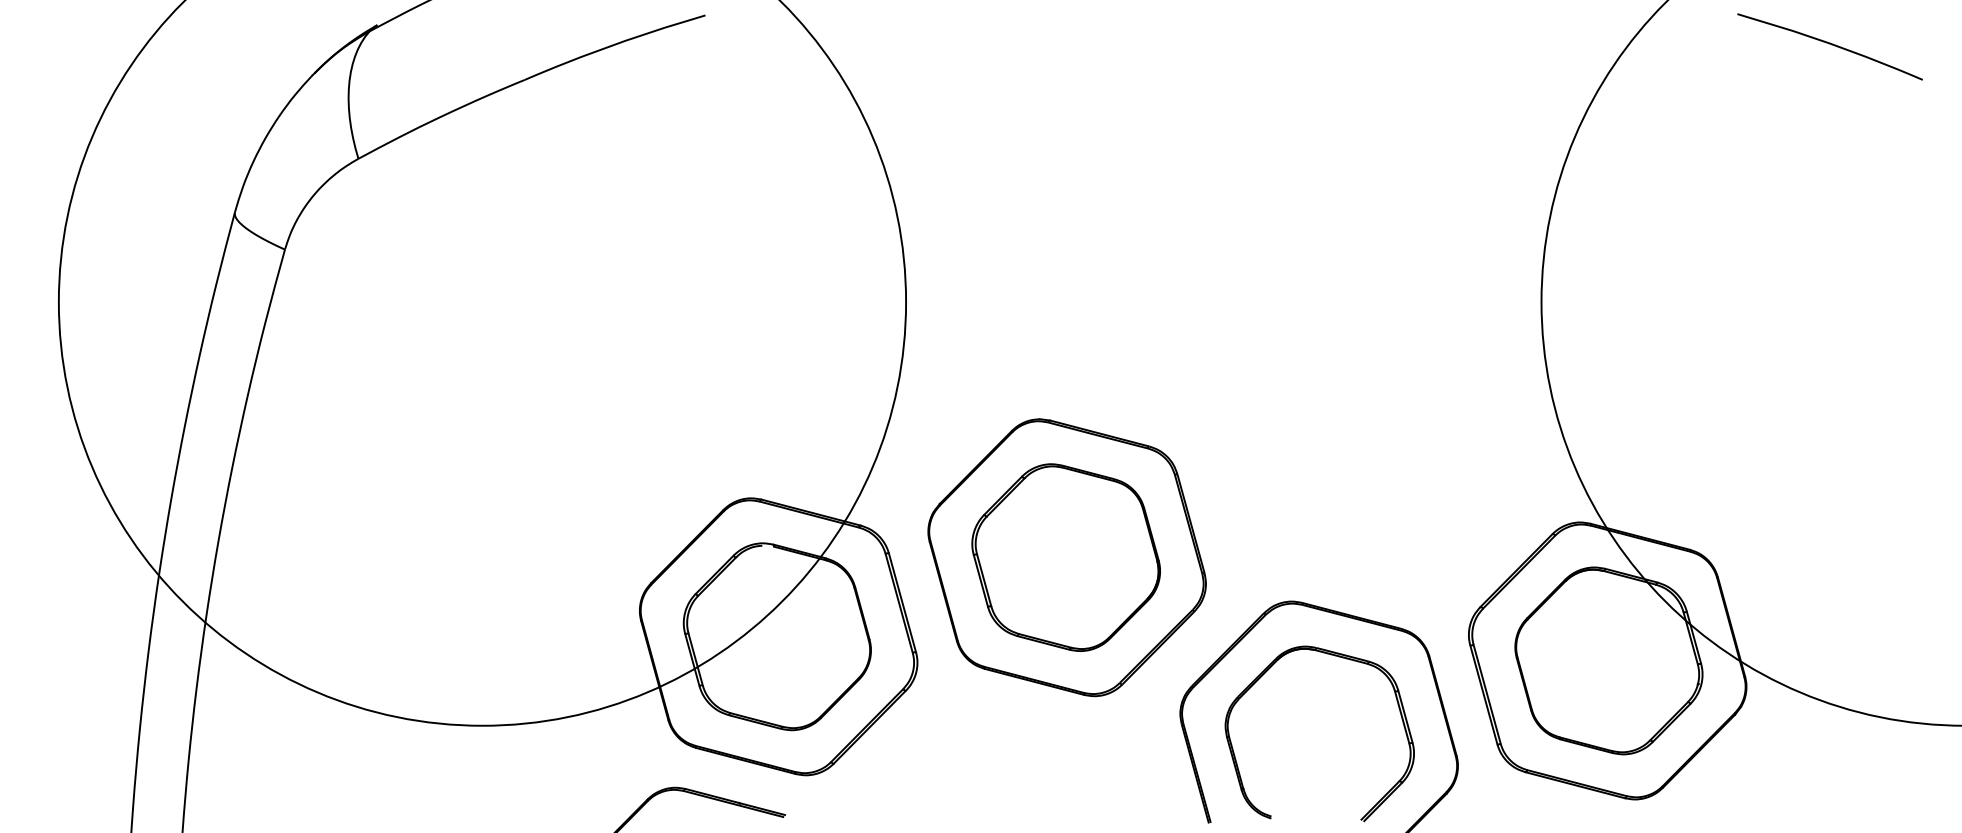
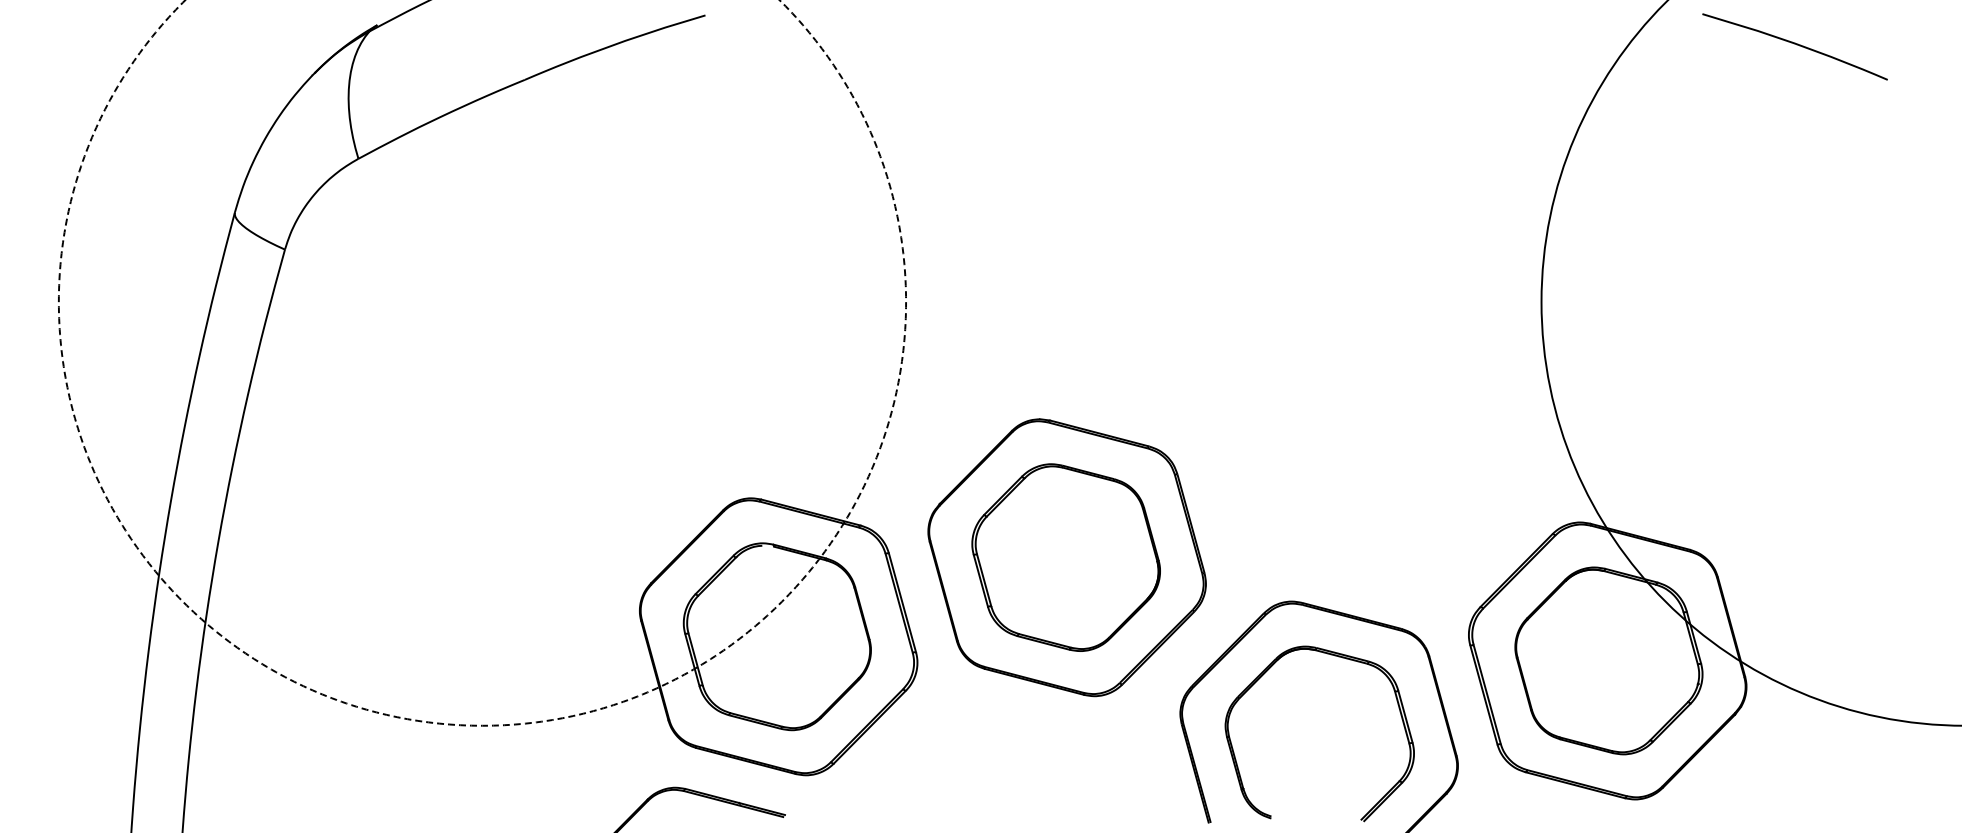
curve position: (1829, 44) -> (1794, 44) (1794, 44)
circle: solid -> dashed (482, 362)
